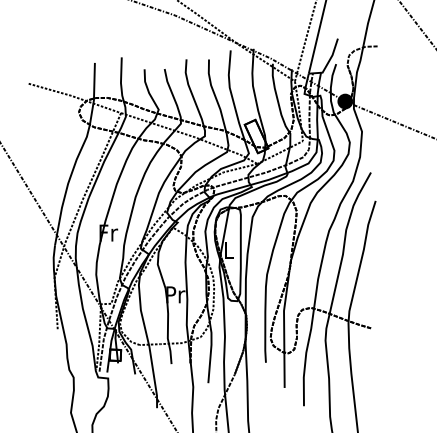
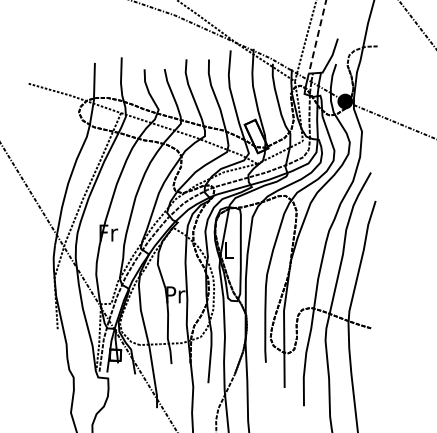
line: solid -> dashed (317, 36)
